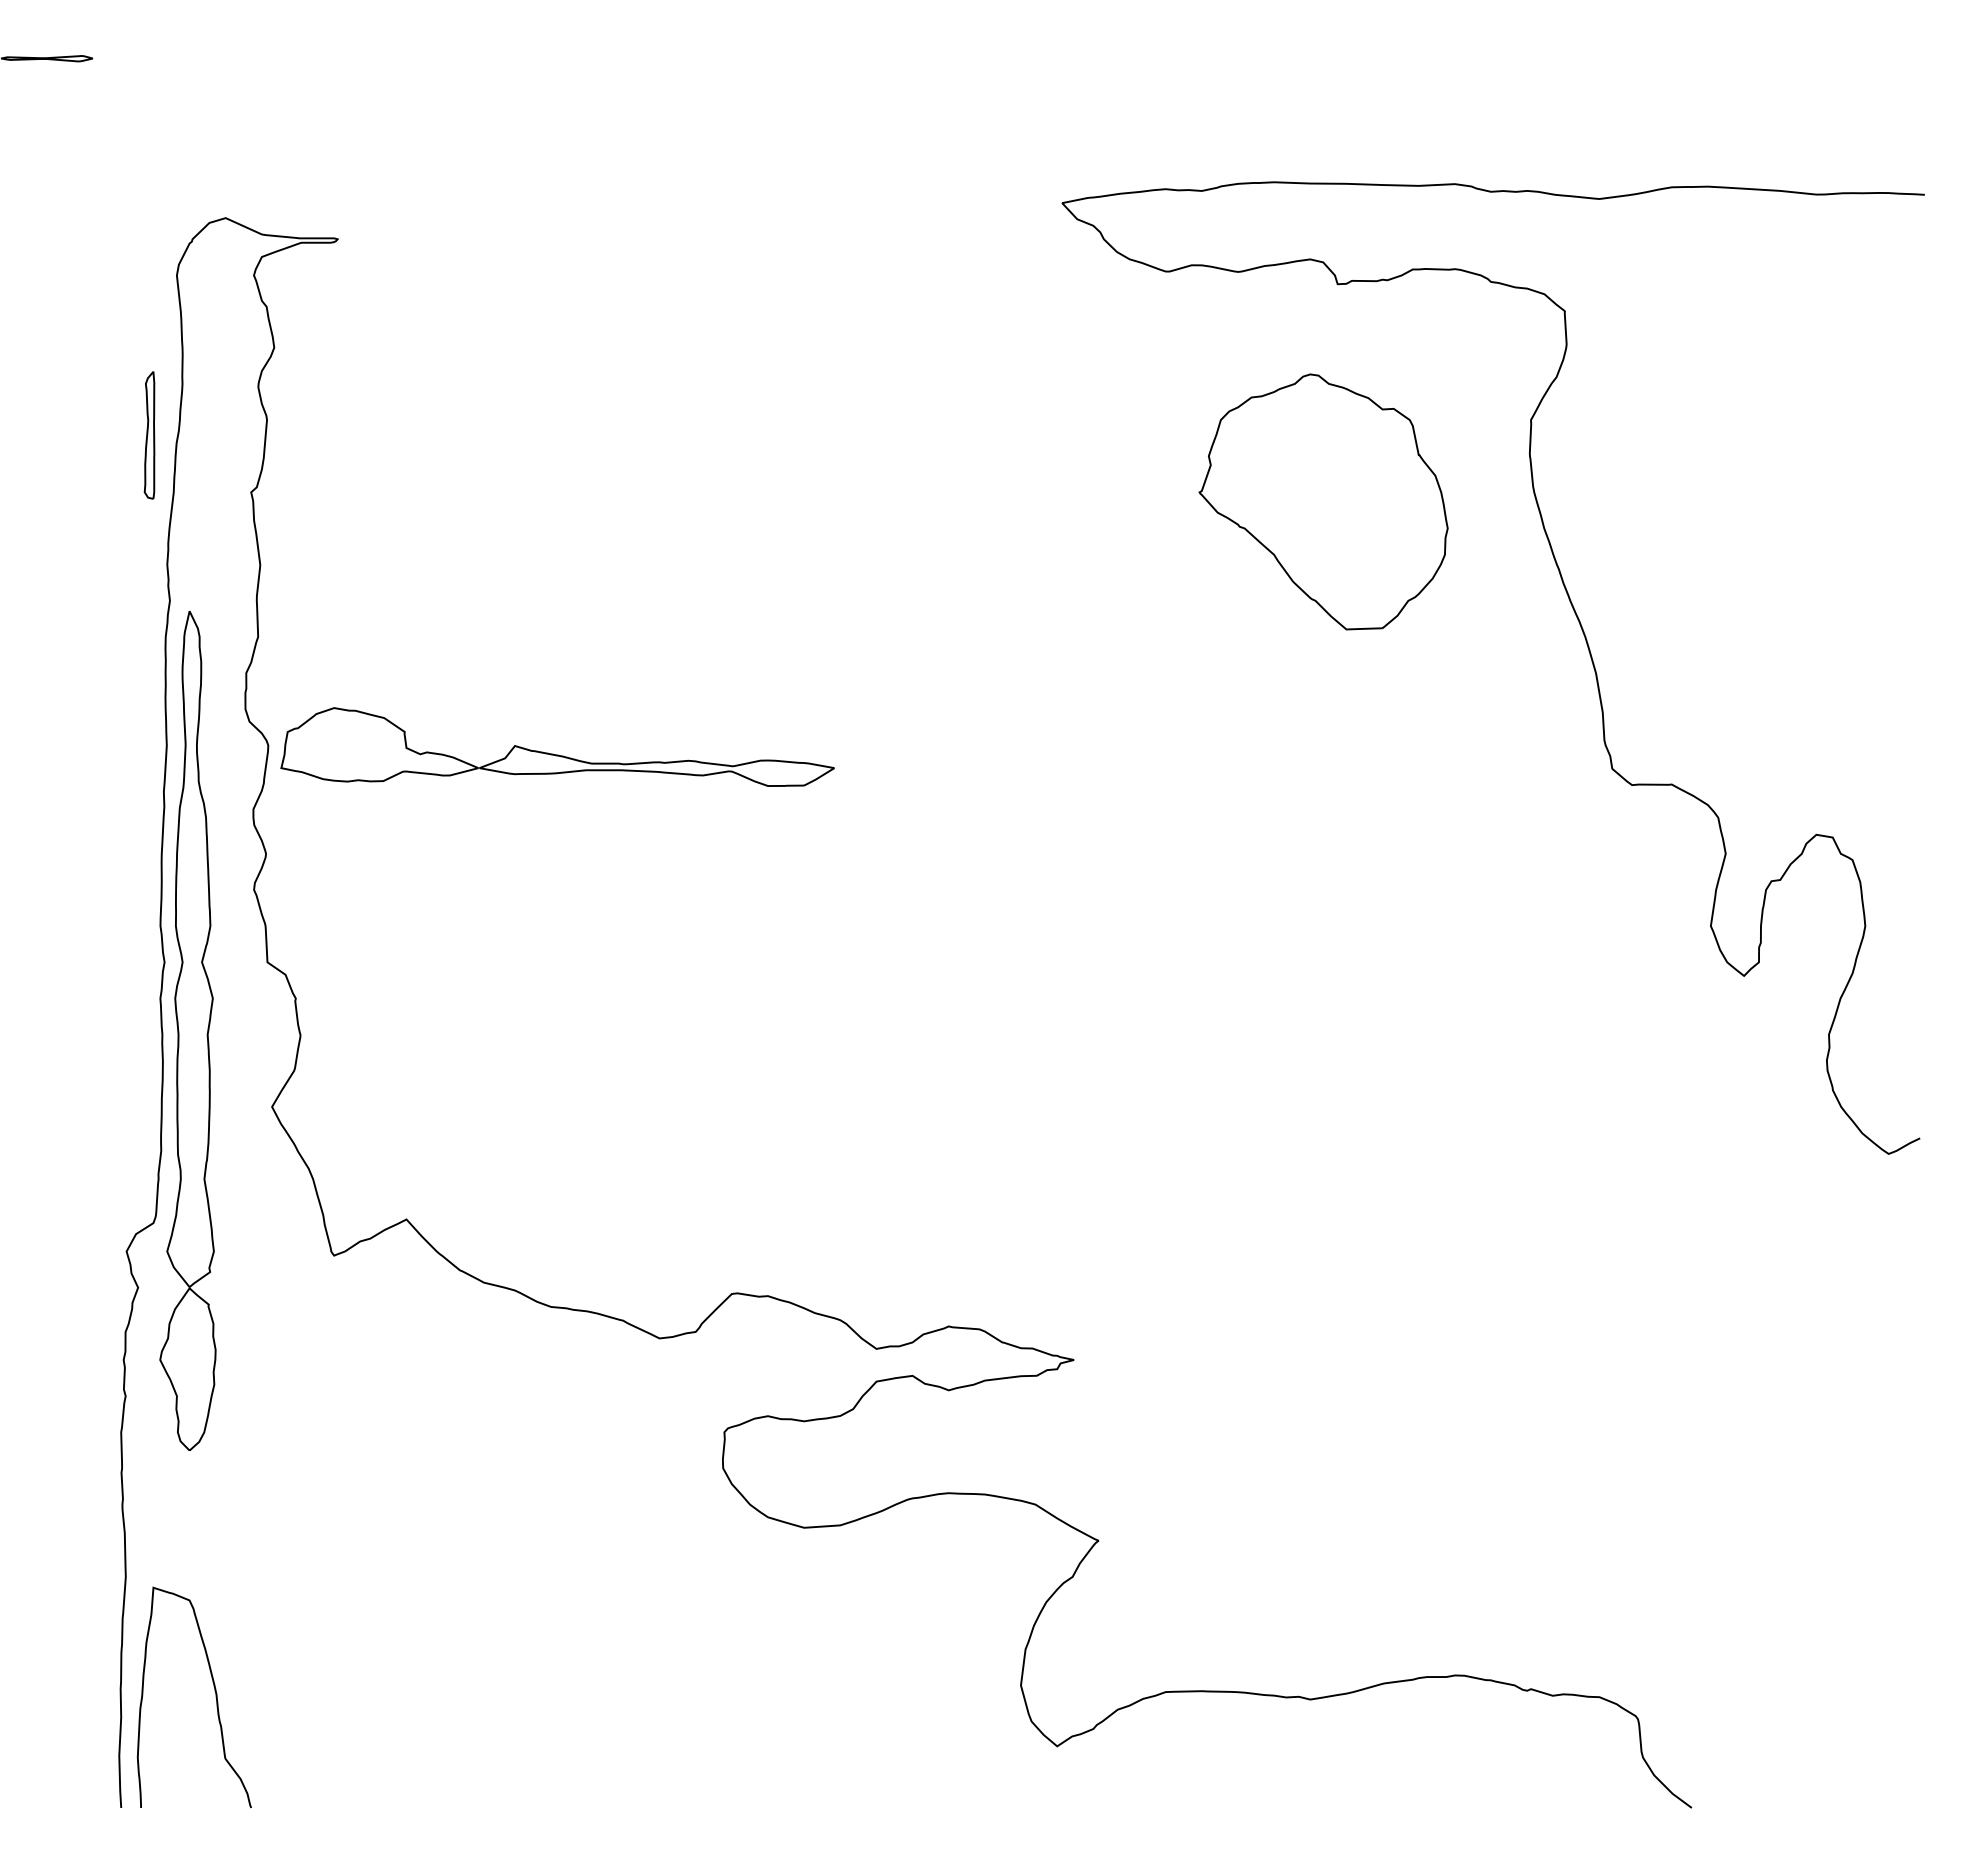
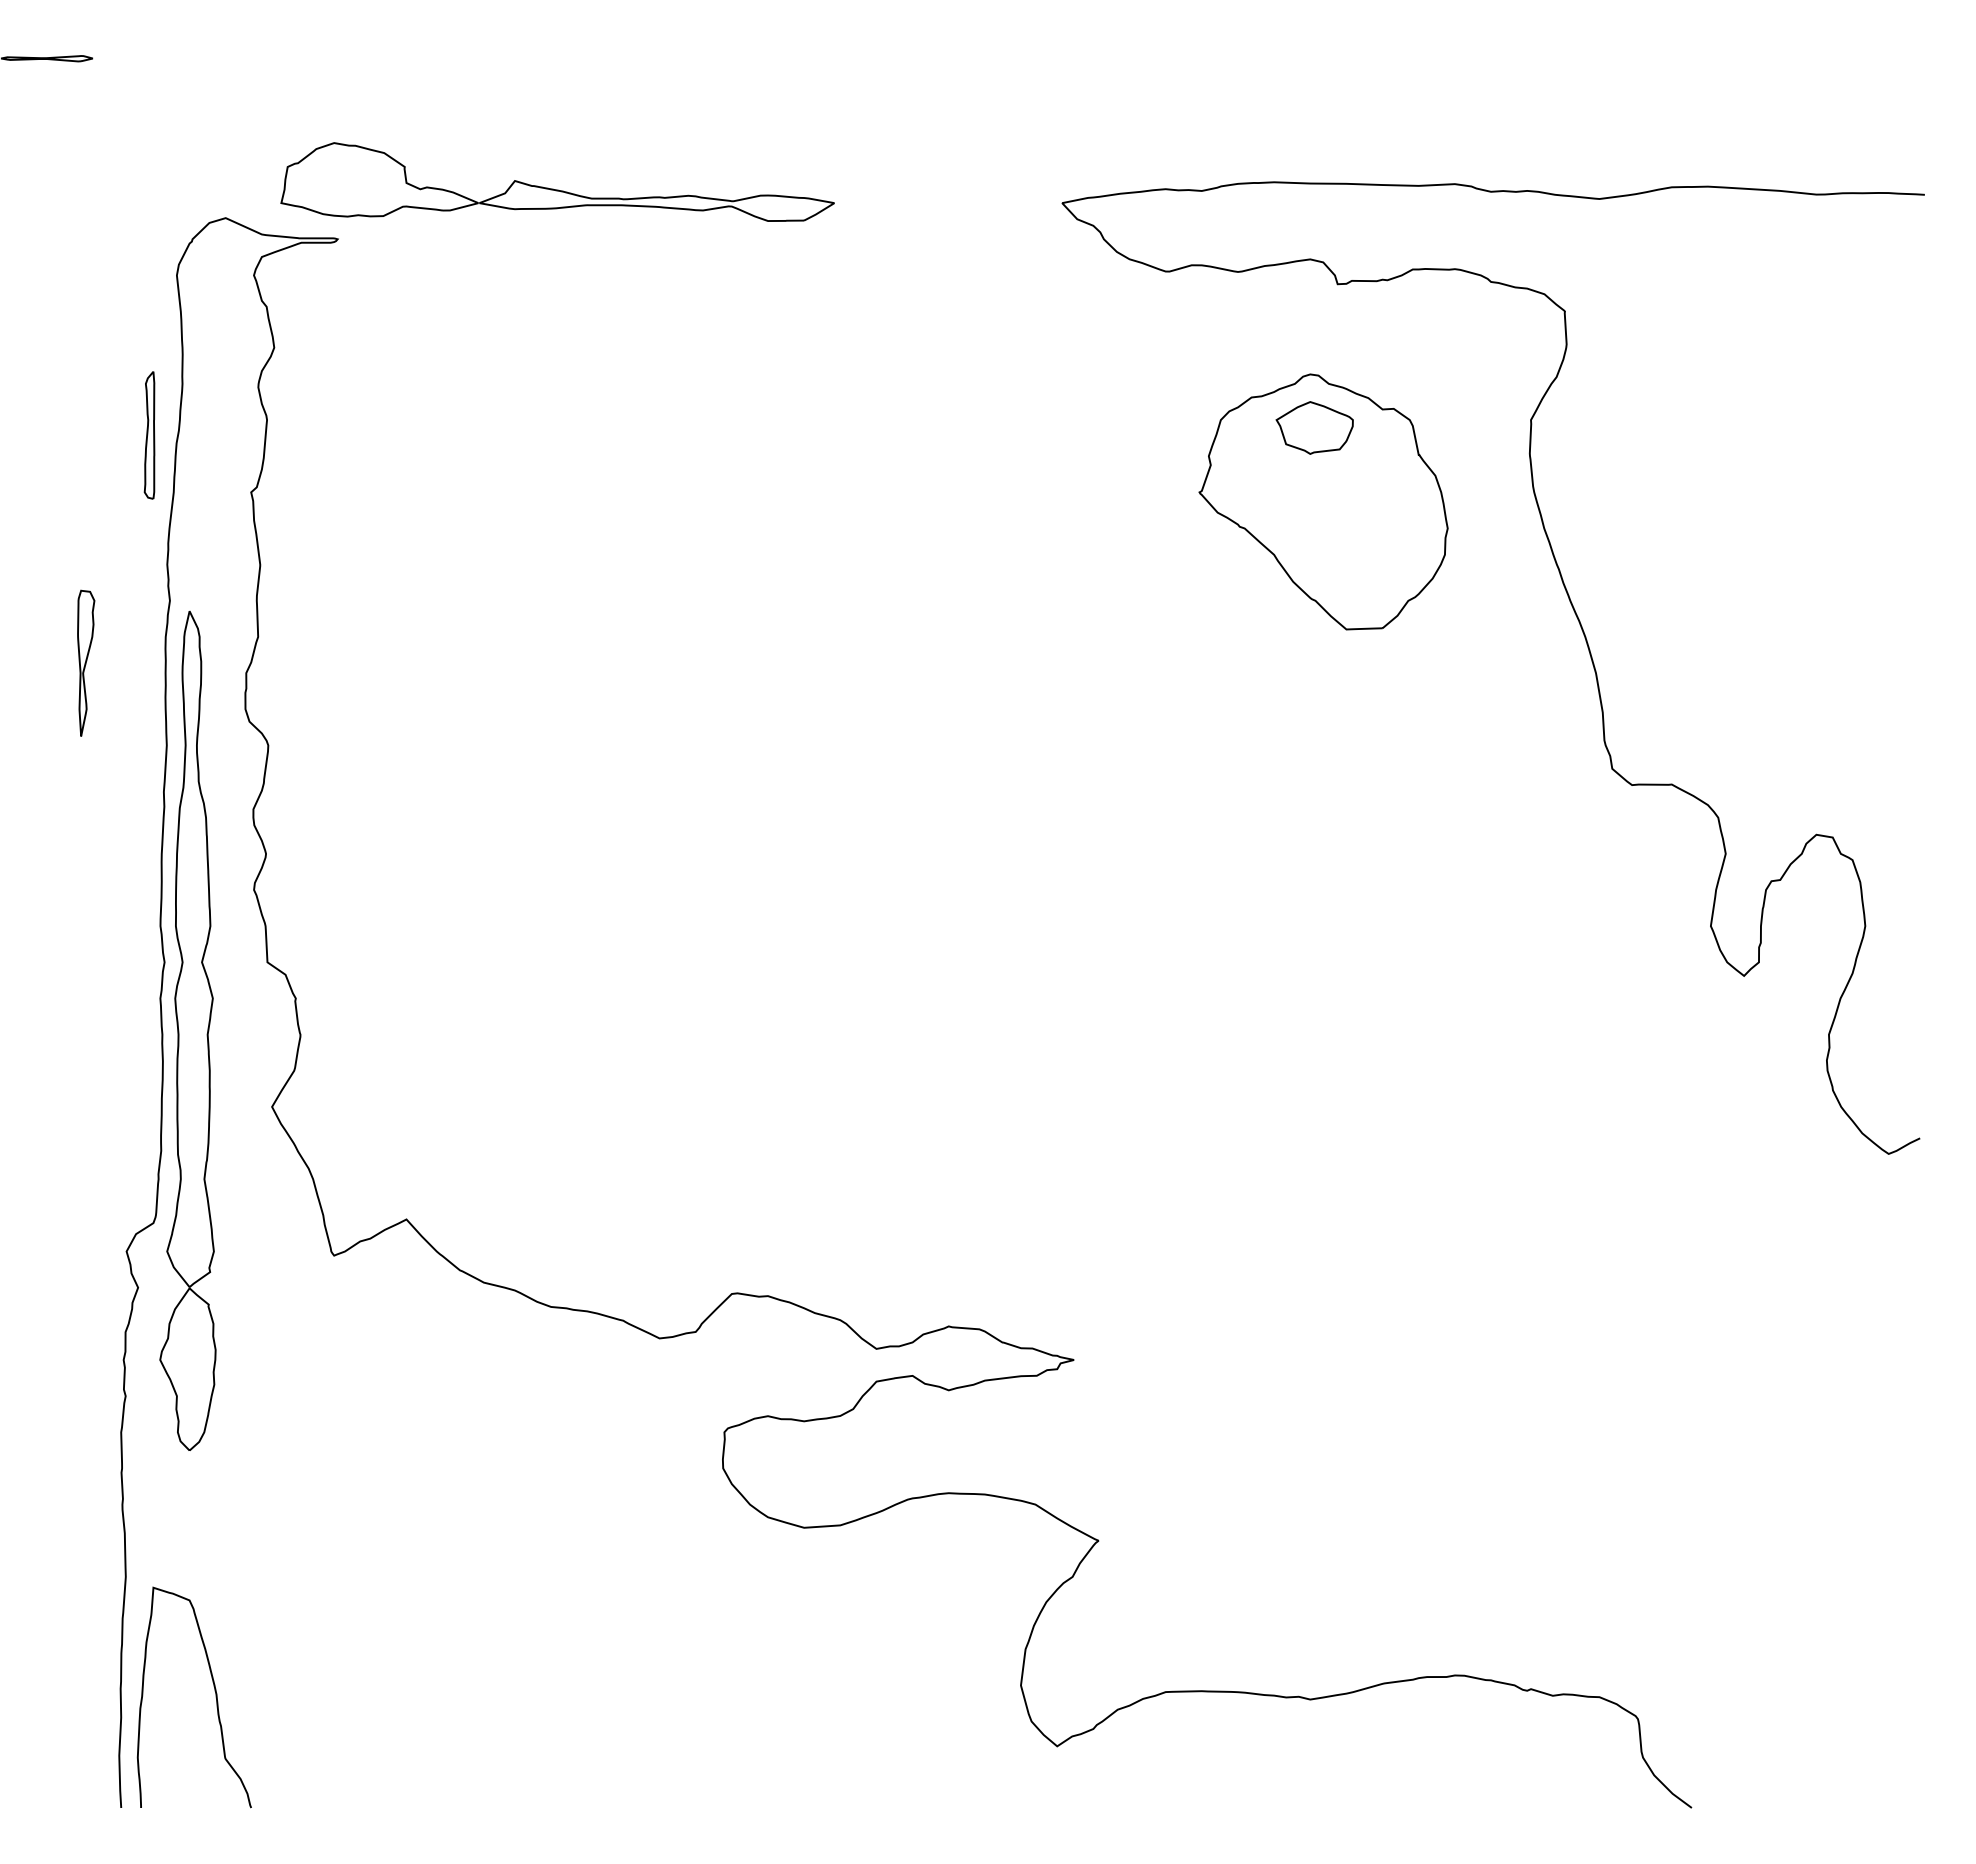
part: none -> present (1314, 427)
part: none -> present (86, 662)
part position: (557, 754) -> (557, 189) (557, 189)
